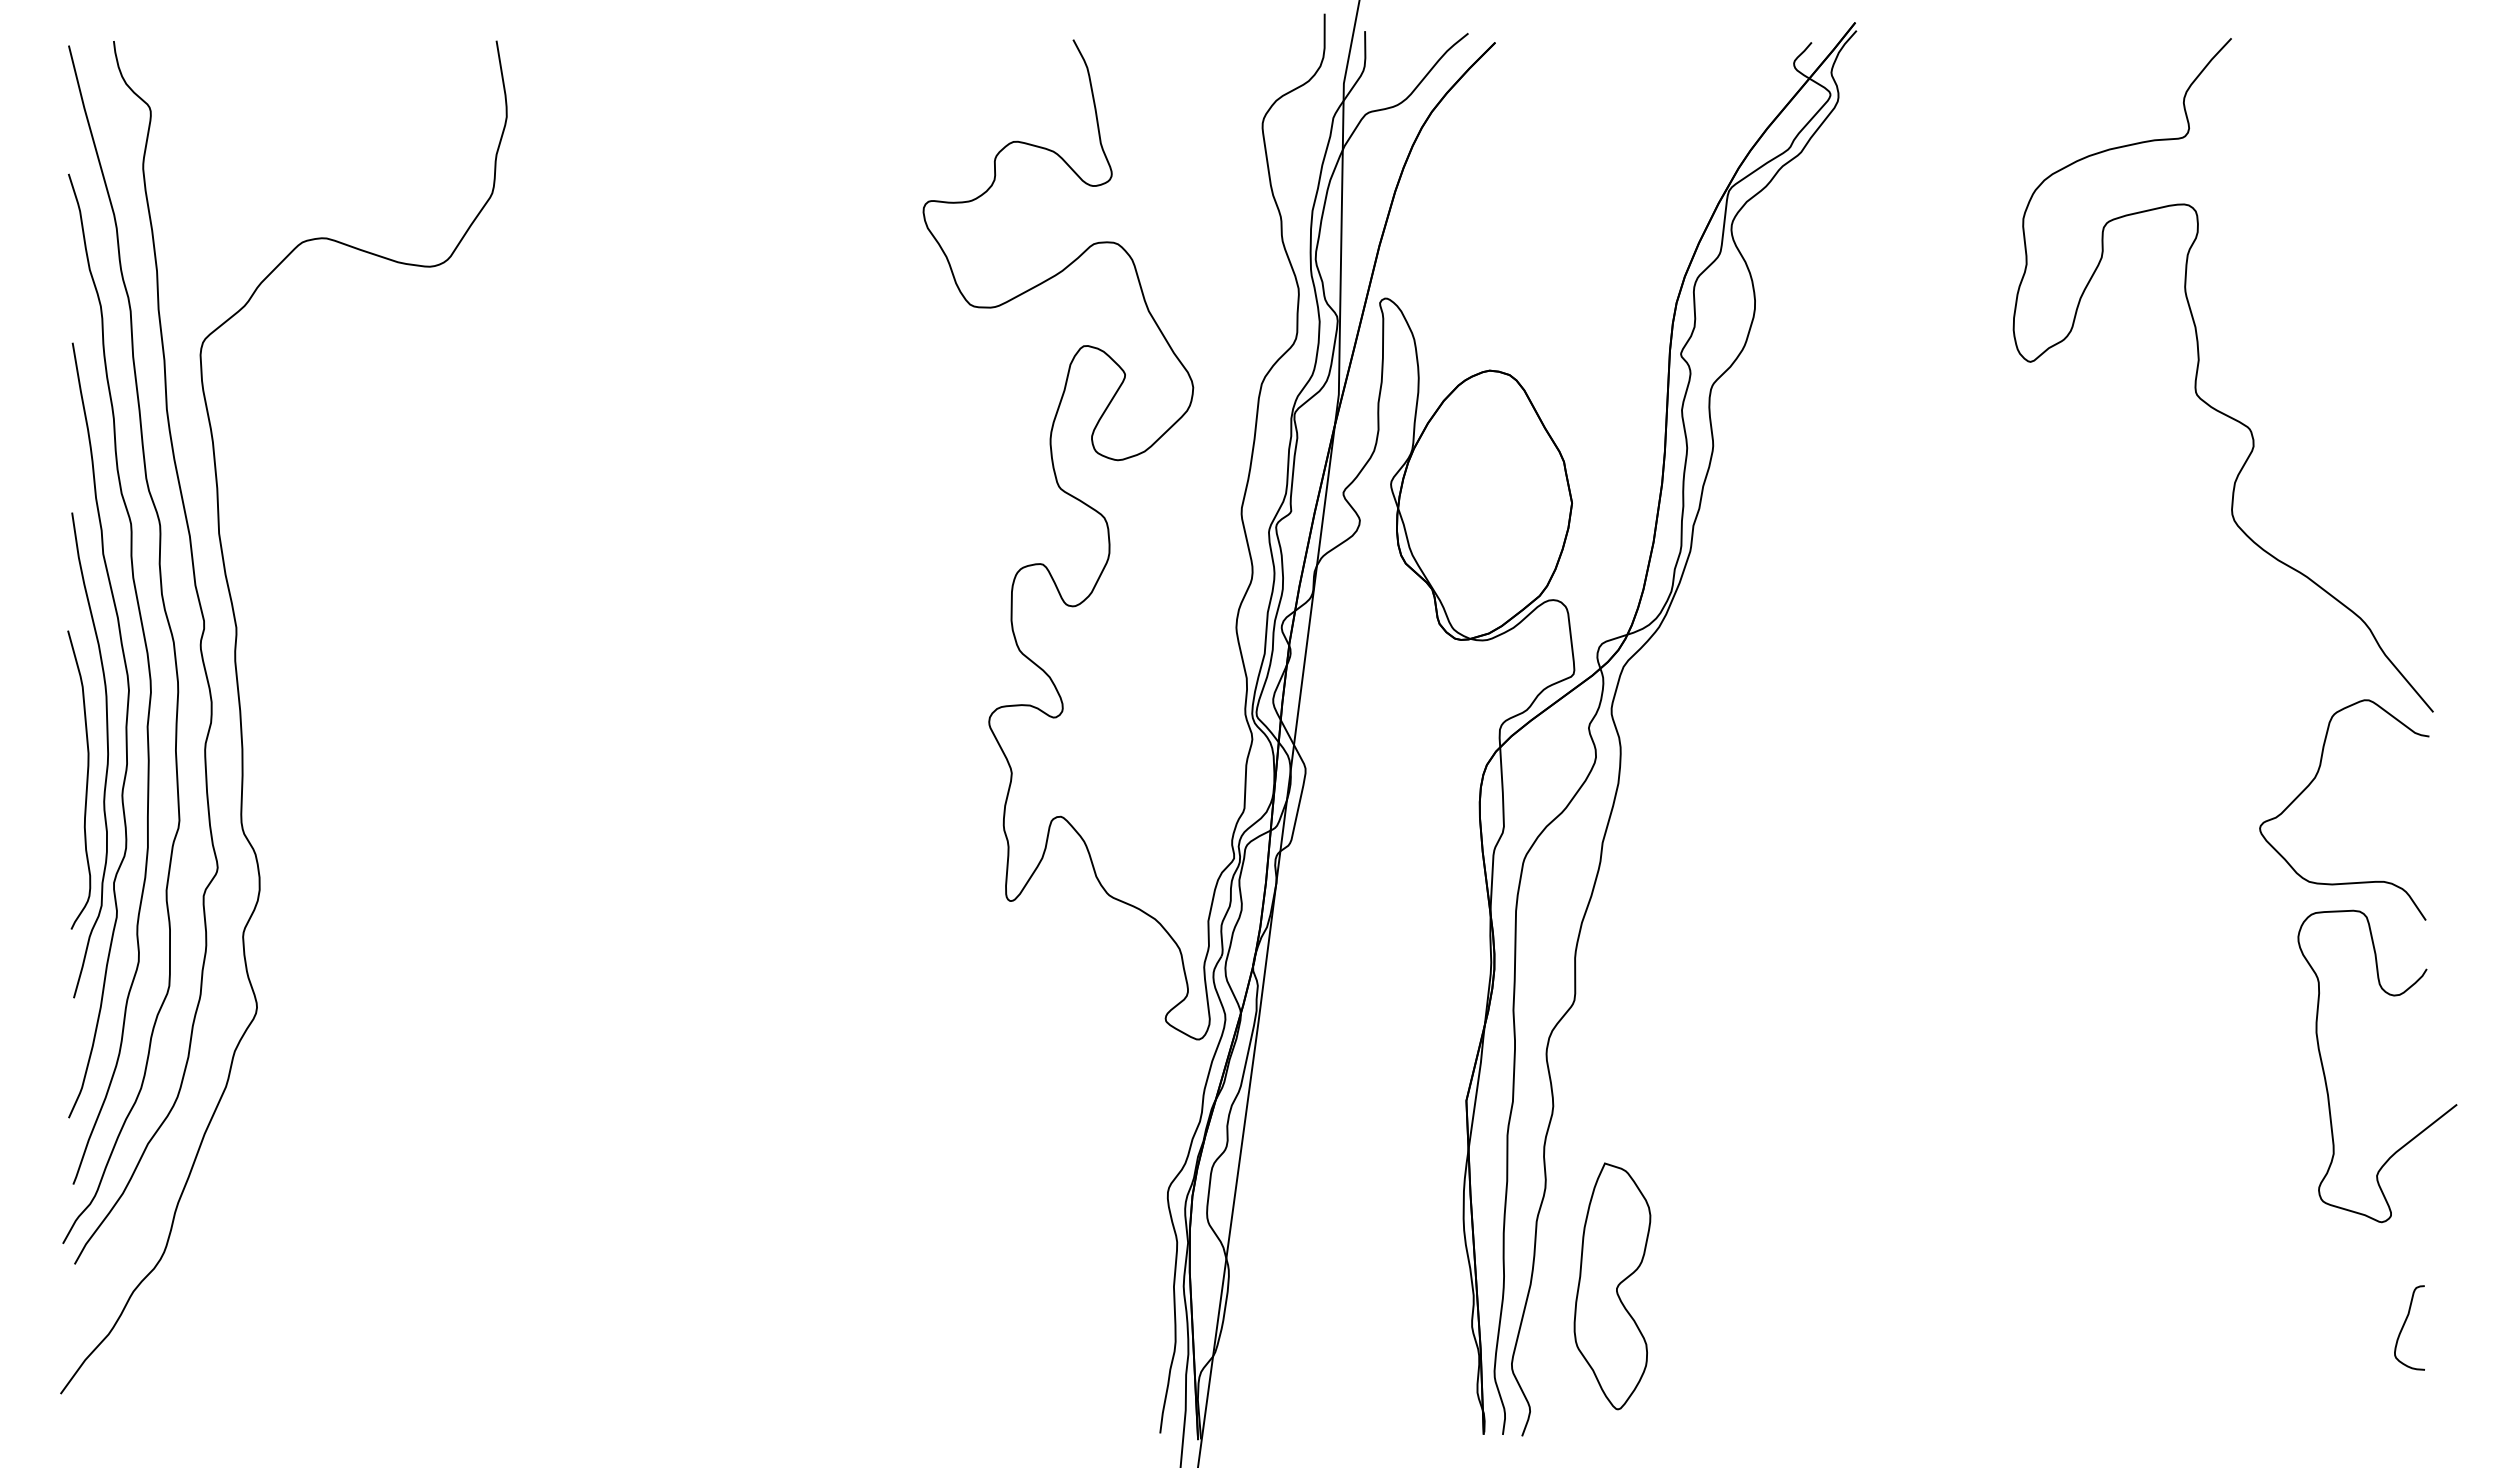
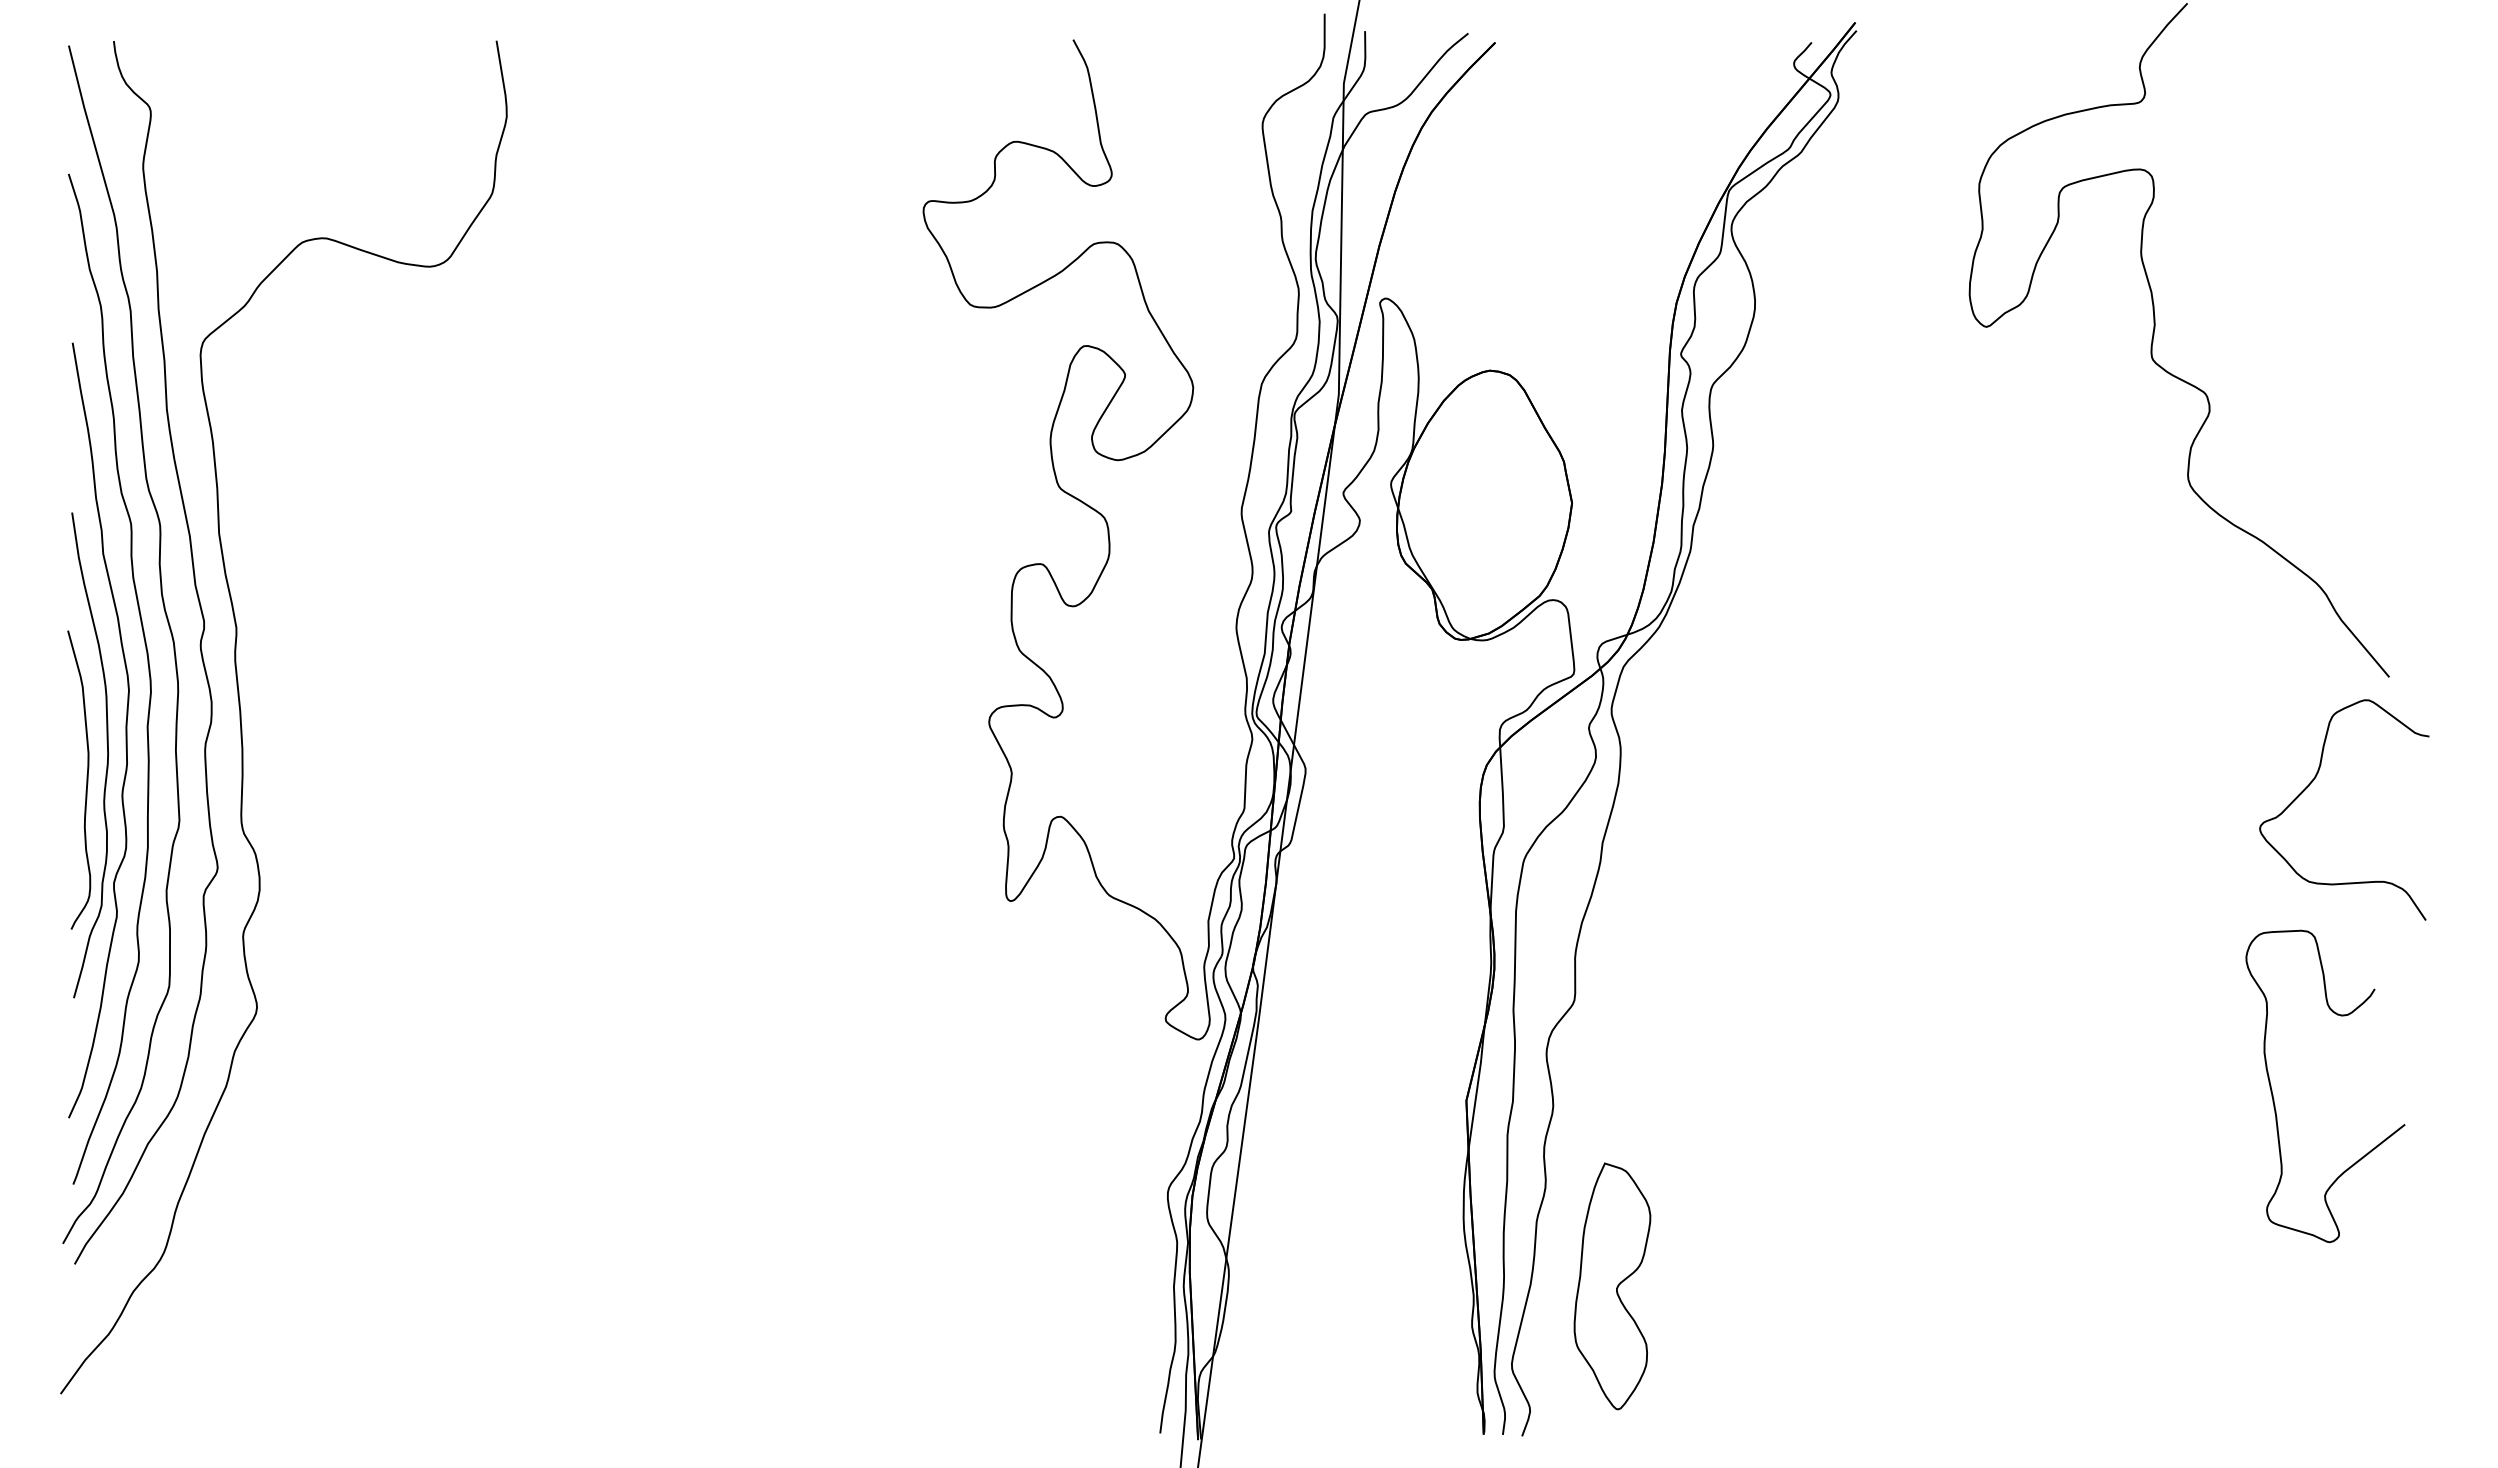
curve position: (2198, 370) -> (2154, 335) (2154, 335)
curve position: (2325, 1074) -> (2273, 1094) (2273, 1094)
curve: present -> none (2404, 1326)
